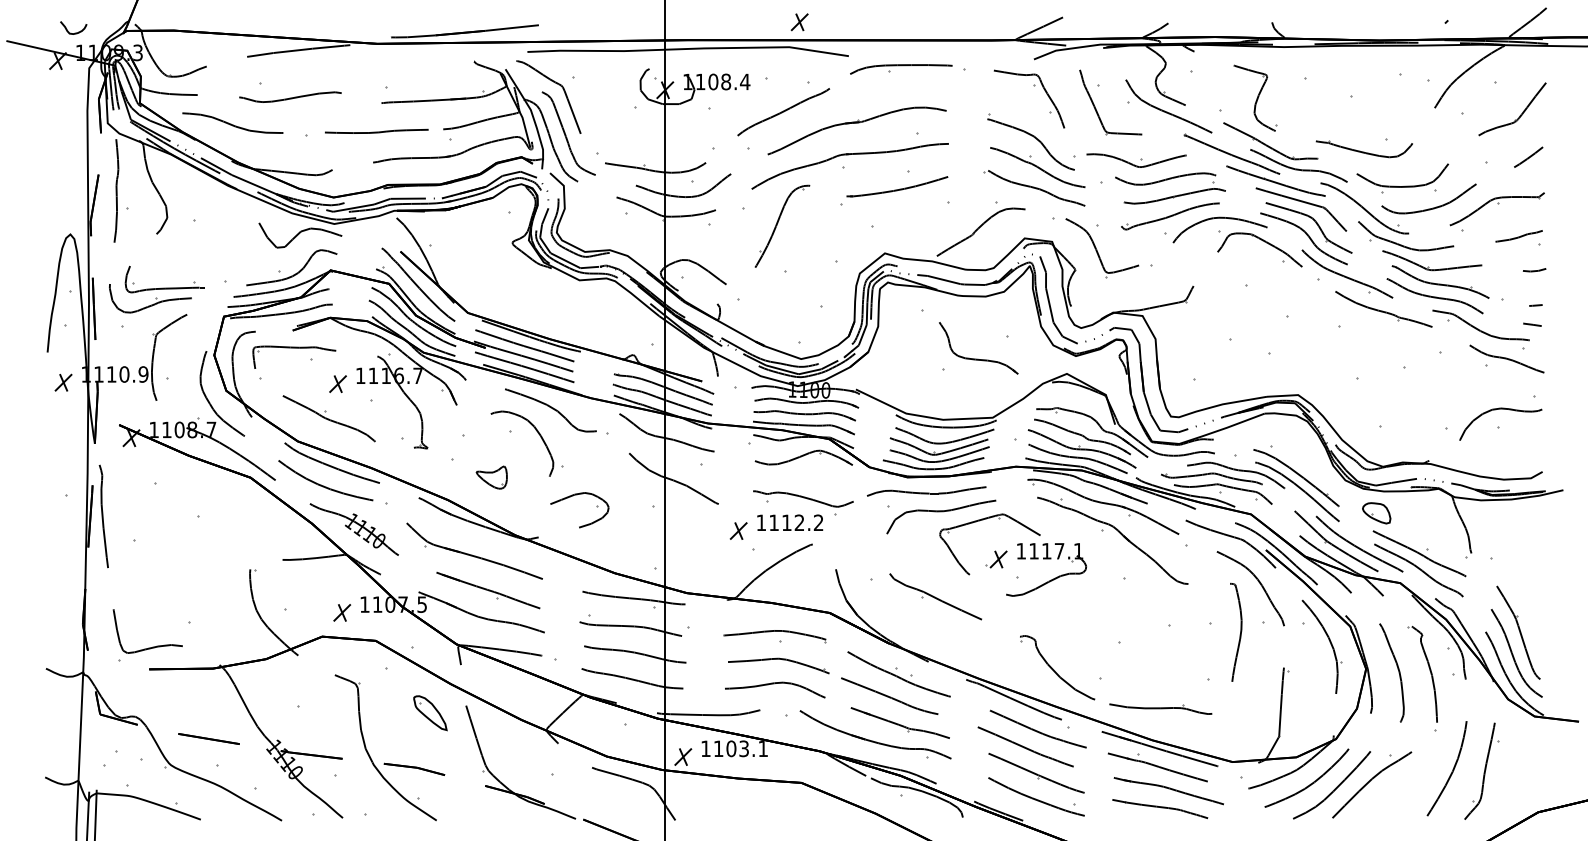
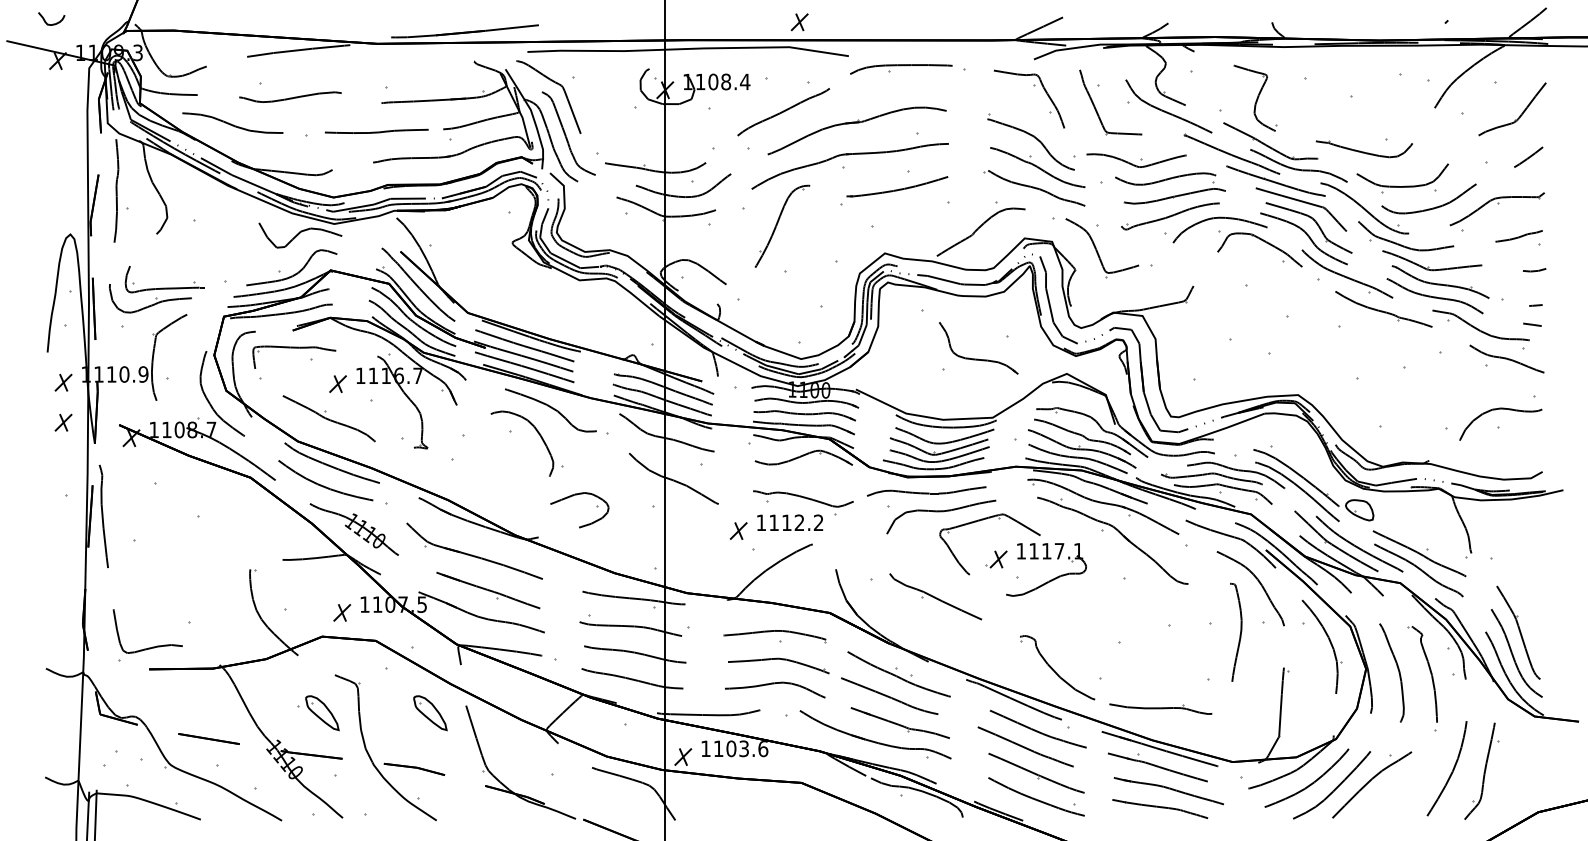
curve position: (75, 32) -> (53, 23) (53, 23)
part: none -> present (63, 422)
part: present -> none (491, 477)
part position: (1376, 513) -> (1359, 510) (1359, 510)
part: none -> present (322, 713)
text: 1103.1 -> 1103.6 (763, 749)
